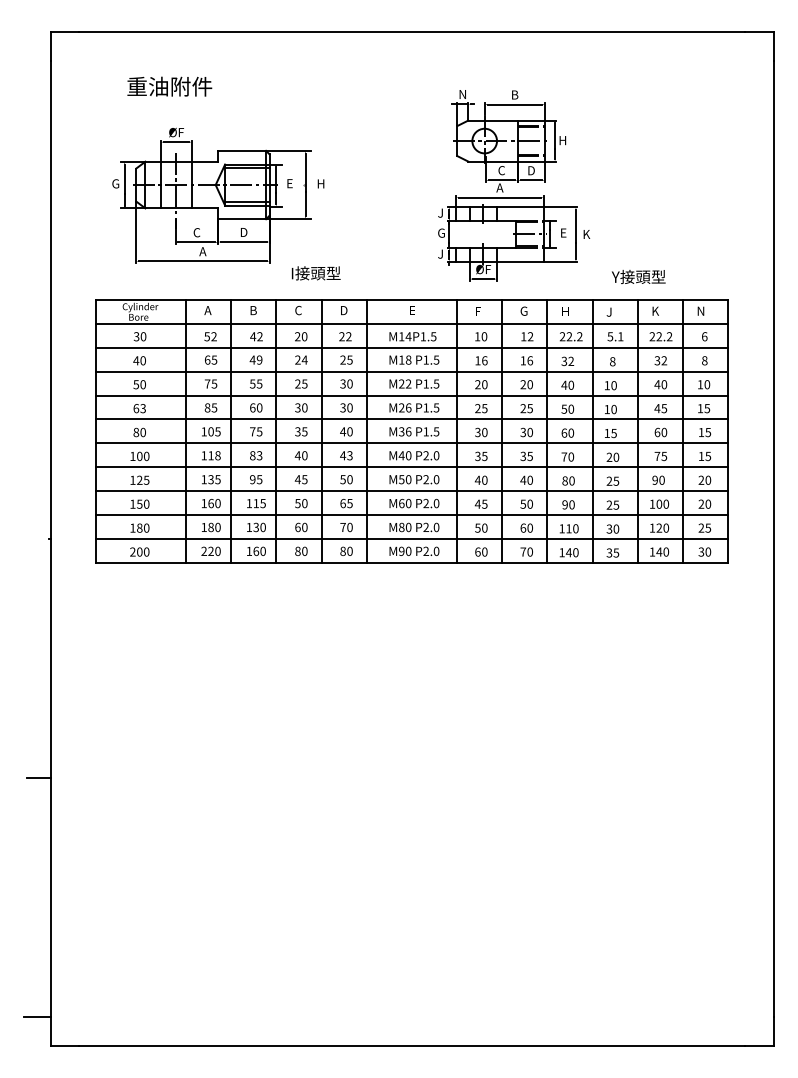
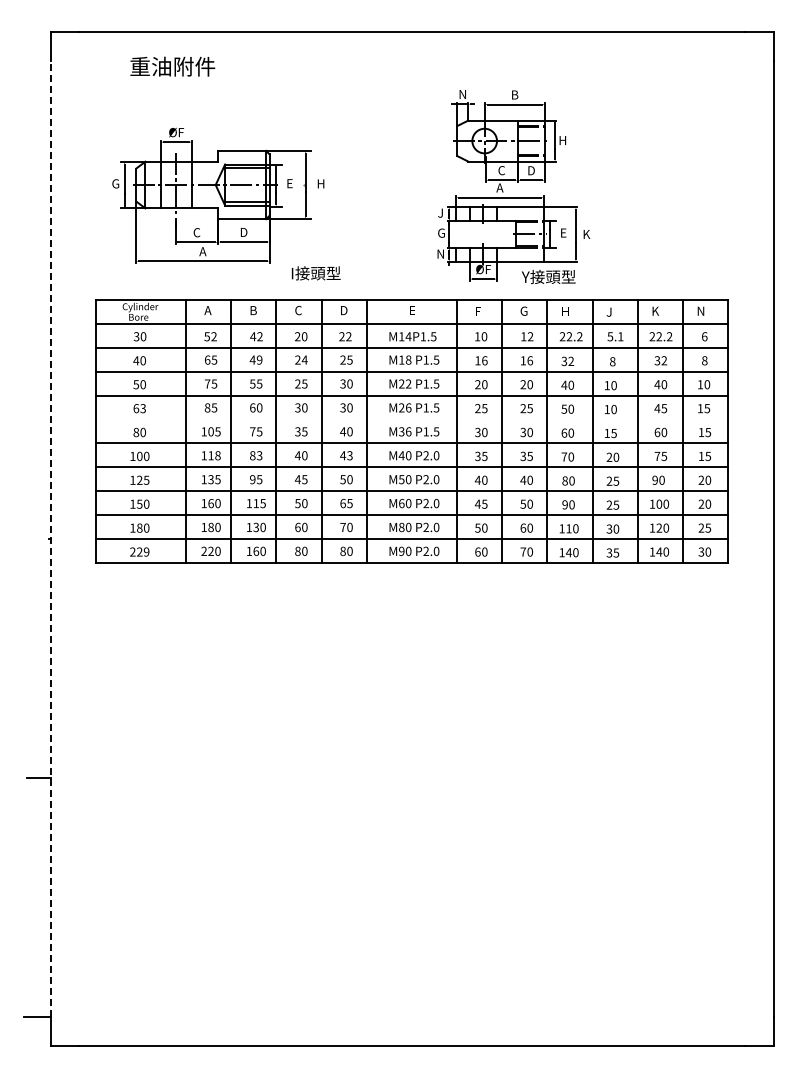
text position: (169, 86) -> (172, 66) (172, 66)
text: J -> N (440, 253)
text position: (638, 276) -> (548, 276) (548, 276)
line: present -> none (411, 419)
line: solid -> dashed (50, 538)
text: 200 -> 229 (143, 551)
